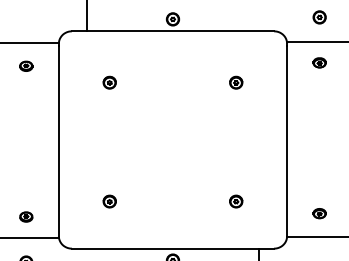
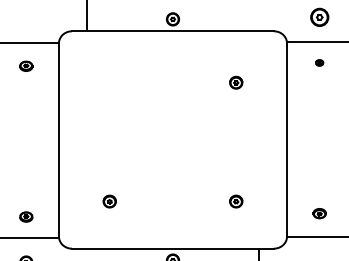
part size: 15x15 px -> 20x20 px (319, 16)
part size: 15x12 px -> 10x8 px (319, 62)
part: present -> none (109, 82)
